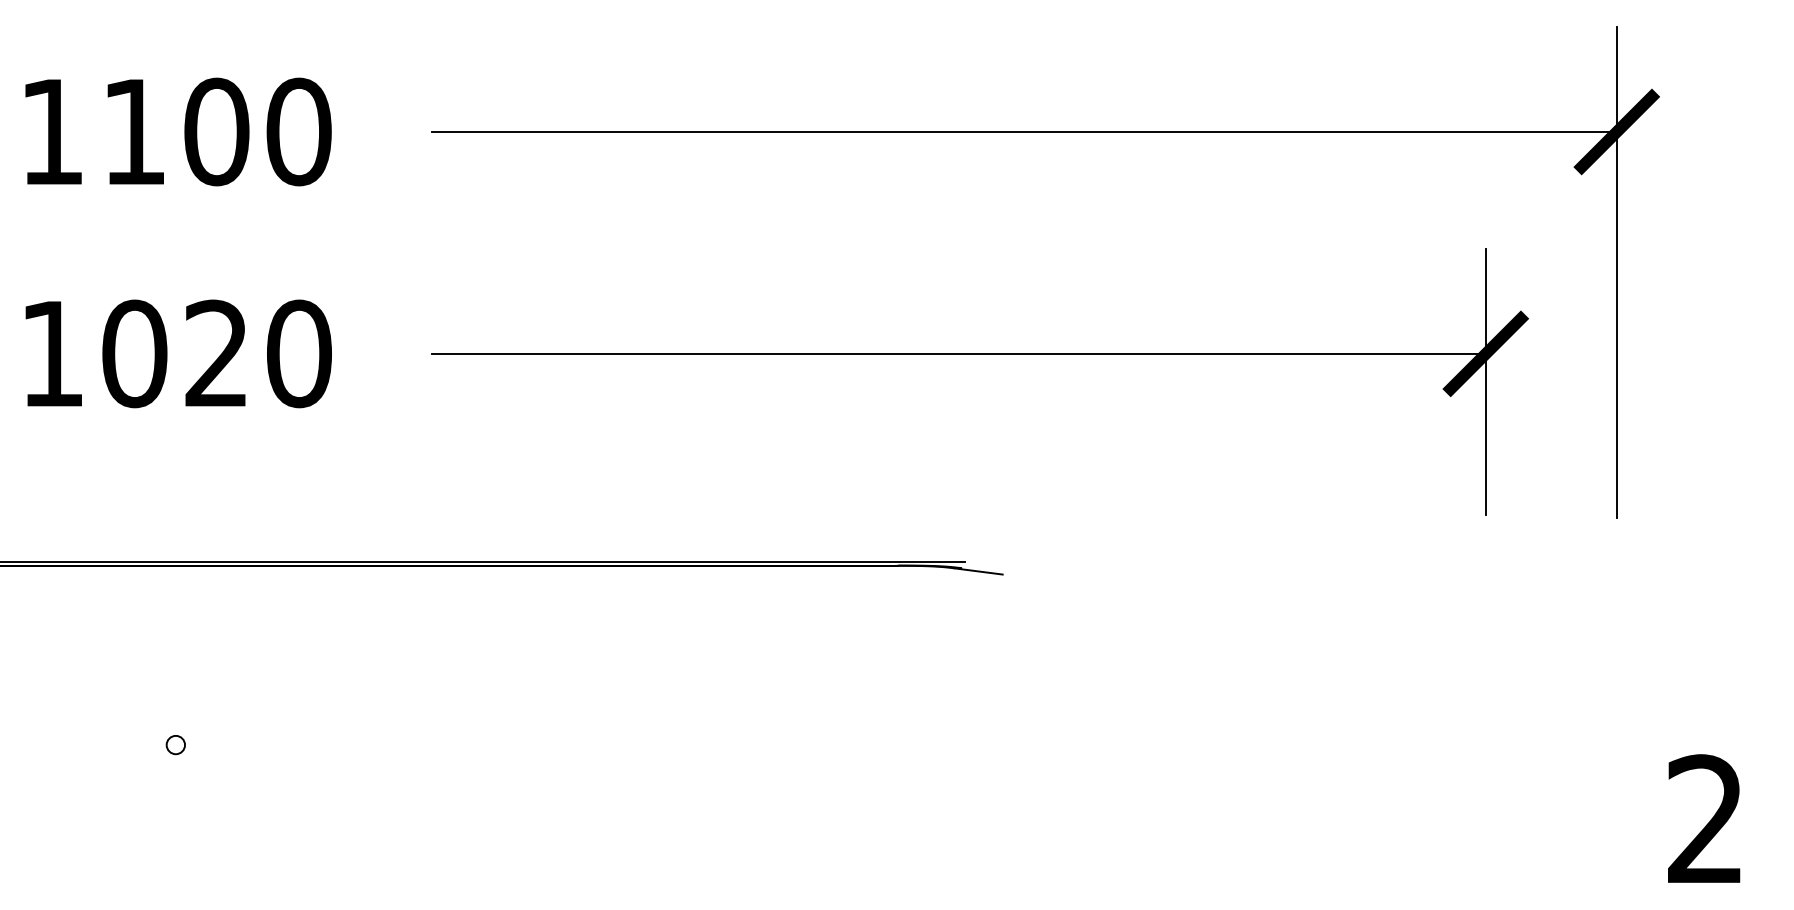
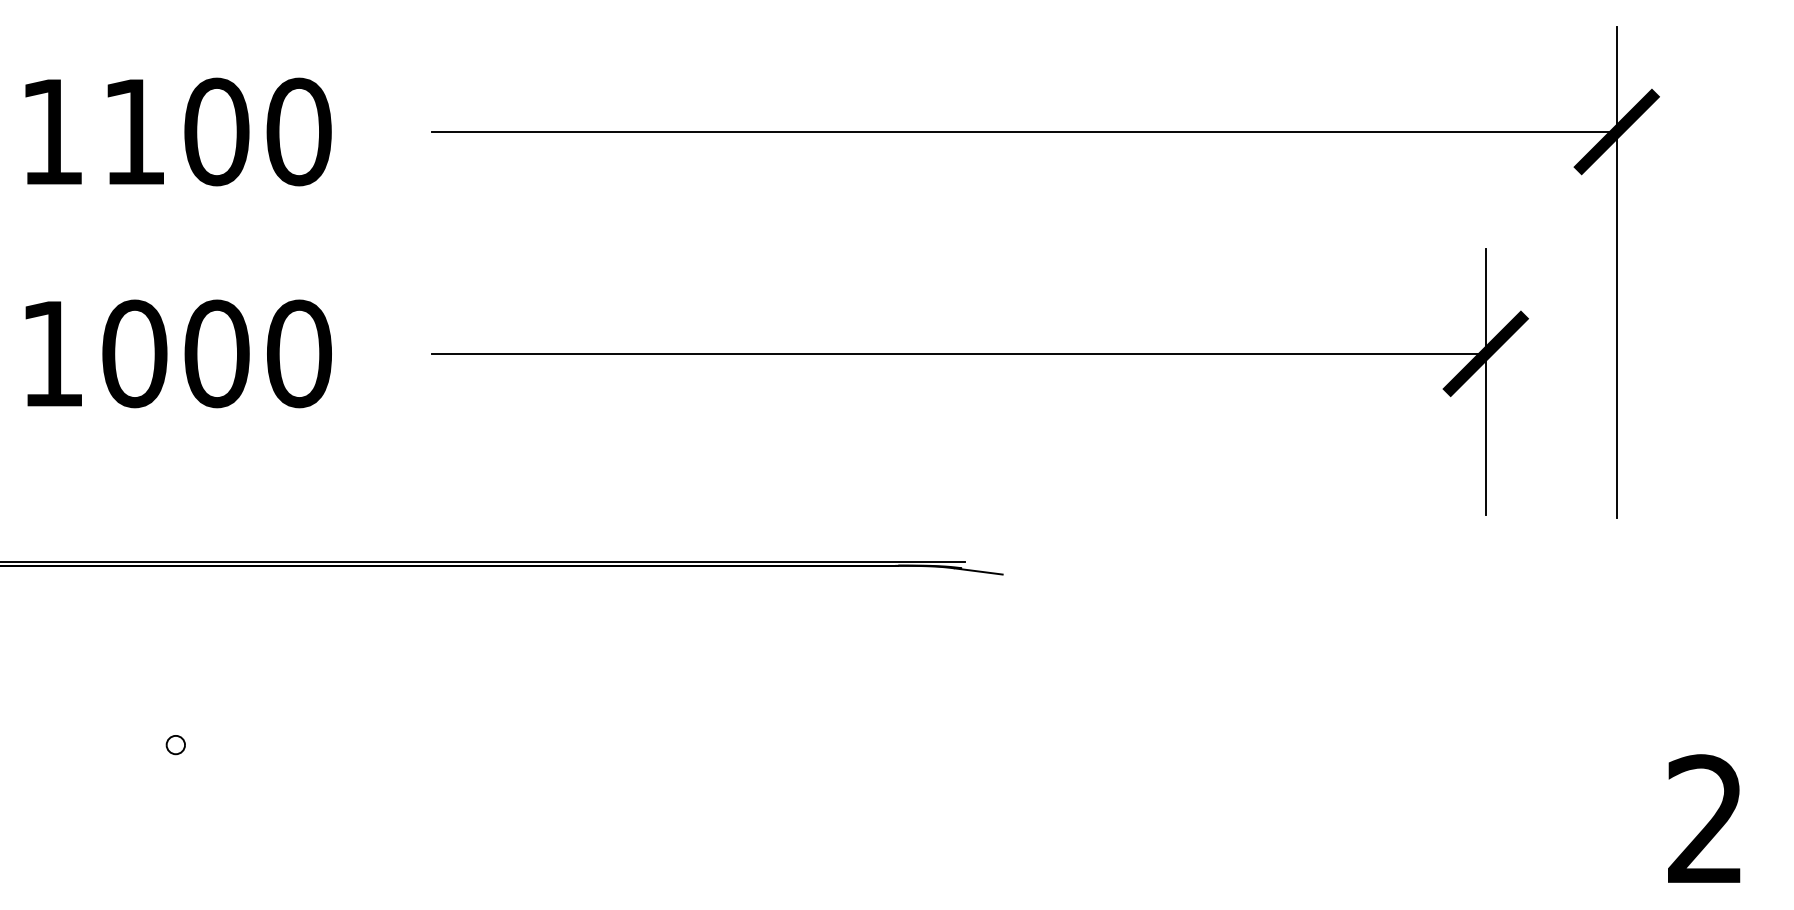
text: 1020 -> 1000 (216, 353)
